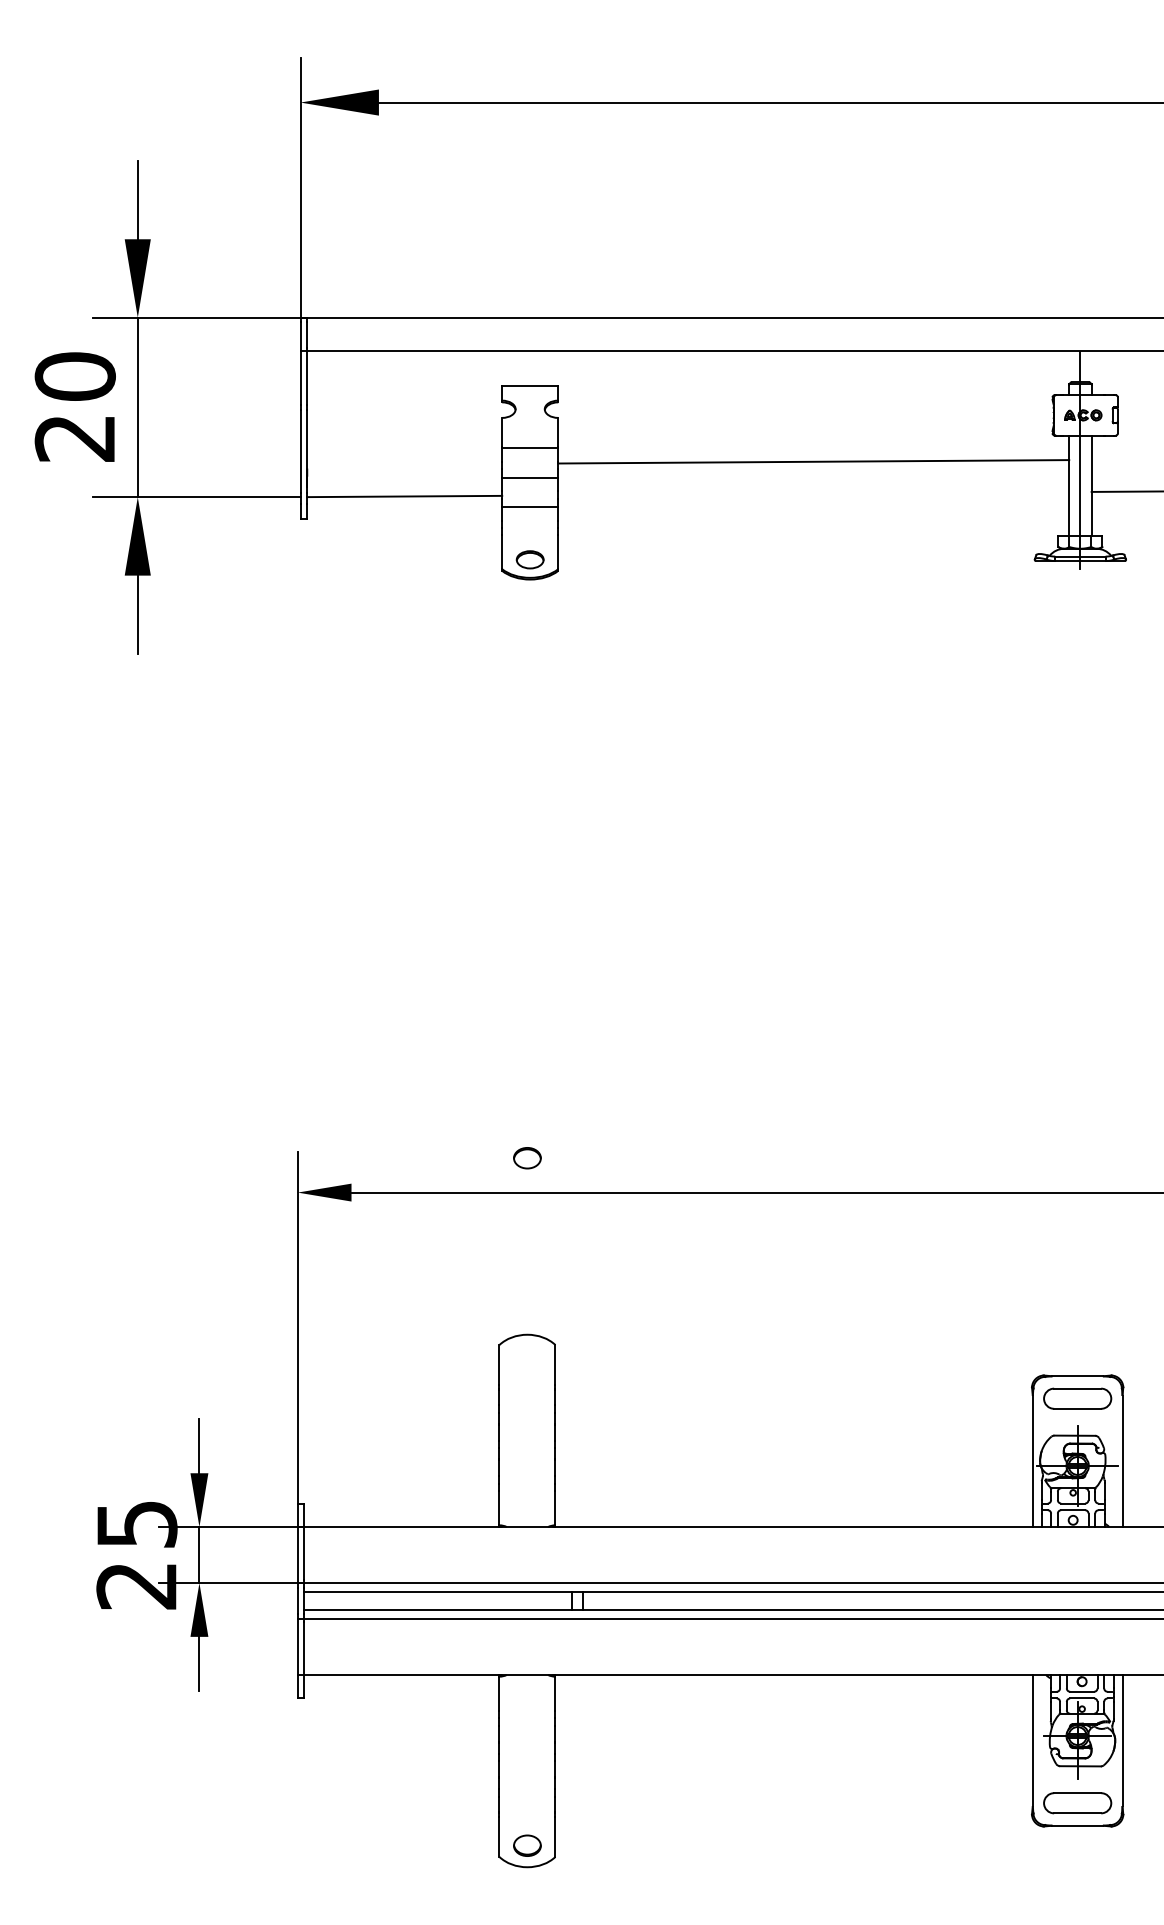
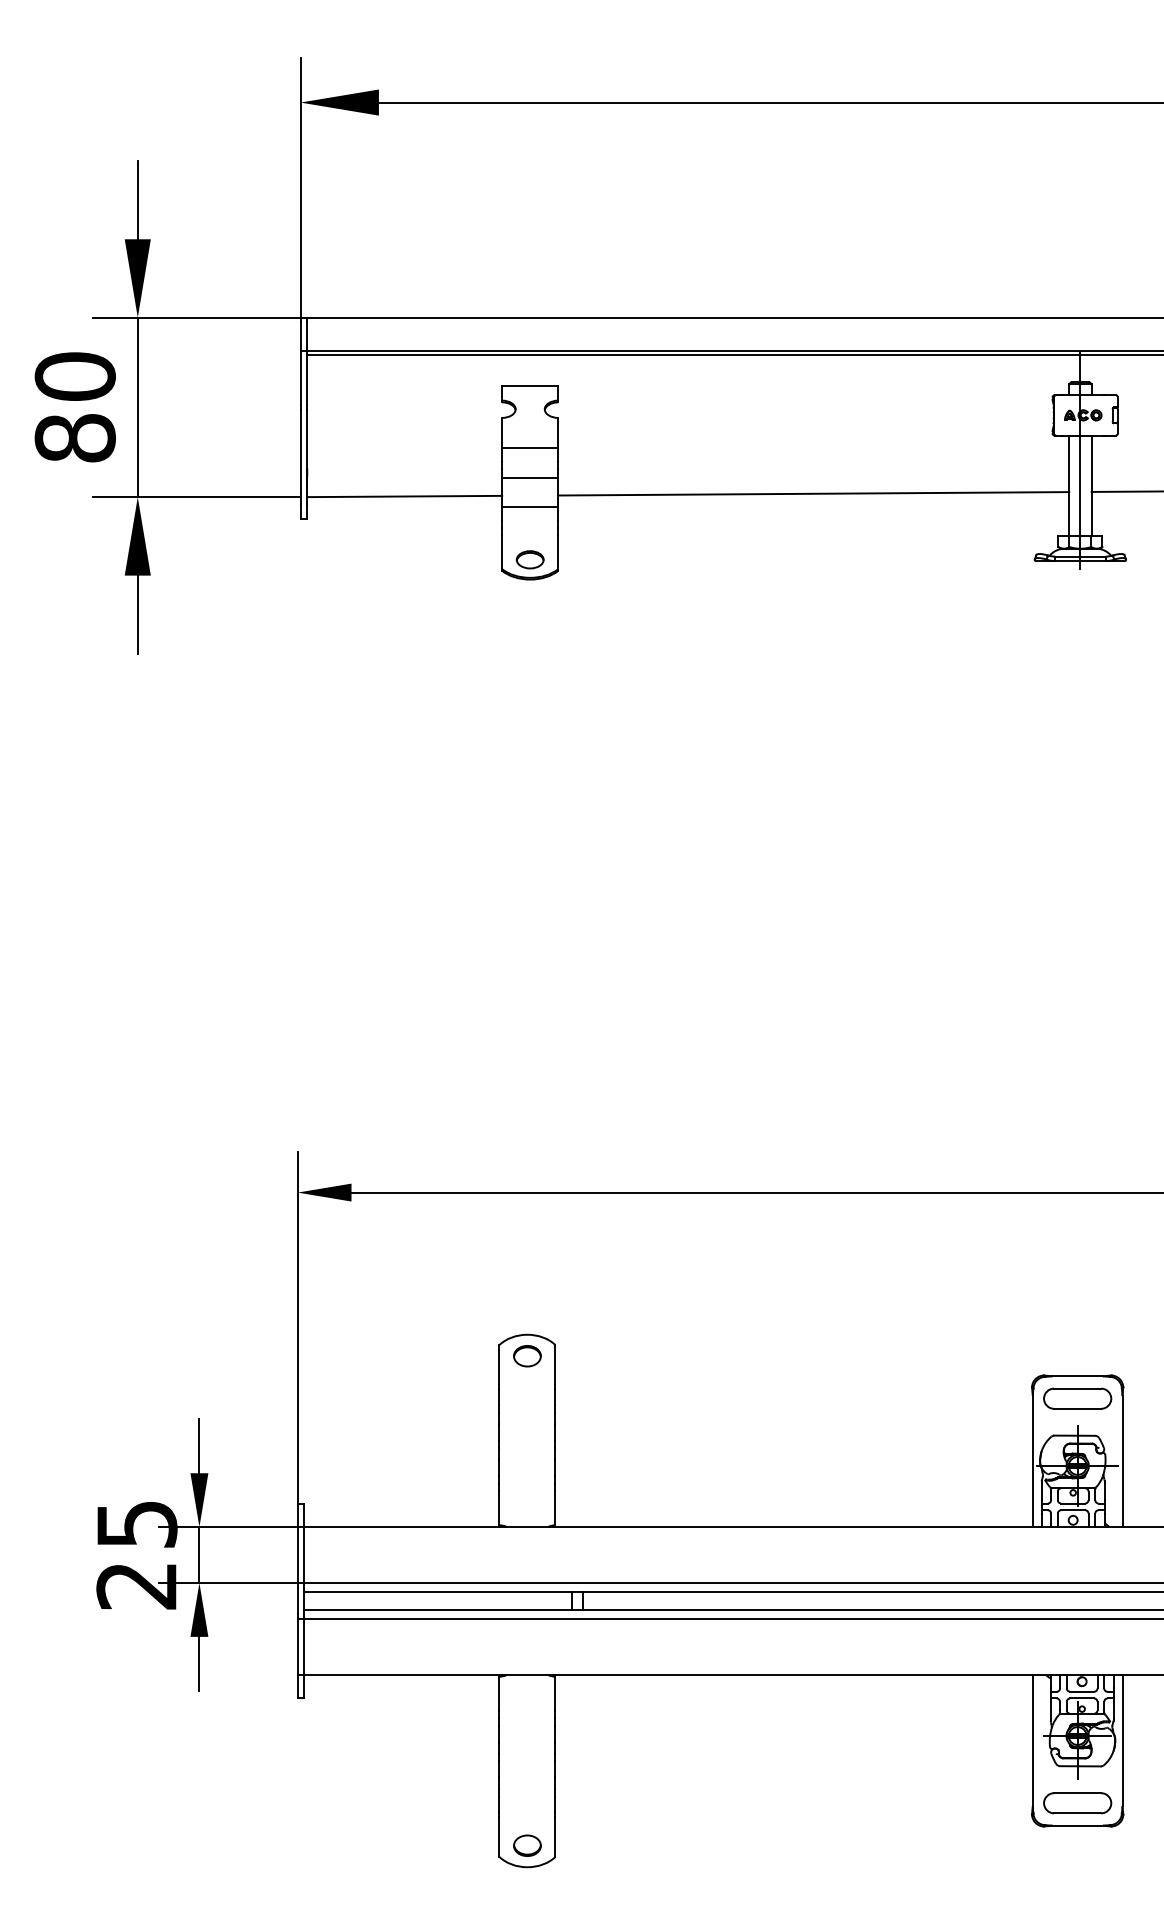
line: none -> present (733, 354)
text: 20 -> 80 (74, 438)
line position: (813, 461) -> (813, 493) (813, 493)
part position: (527, 1158) -> (527, 1356) (527, 1356)
